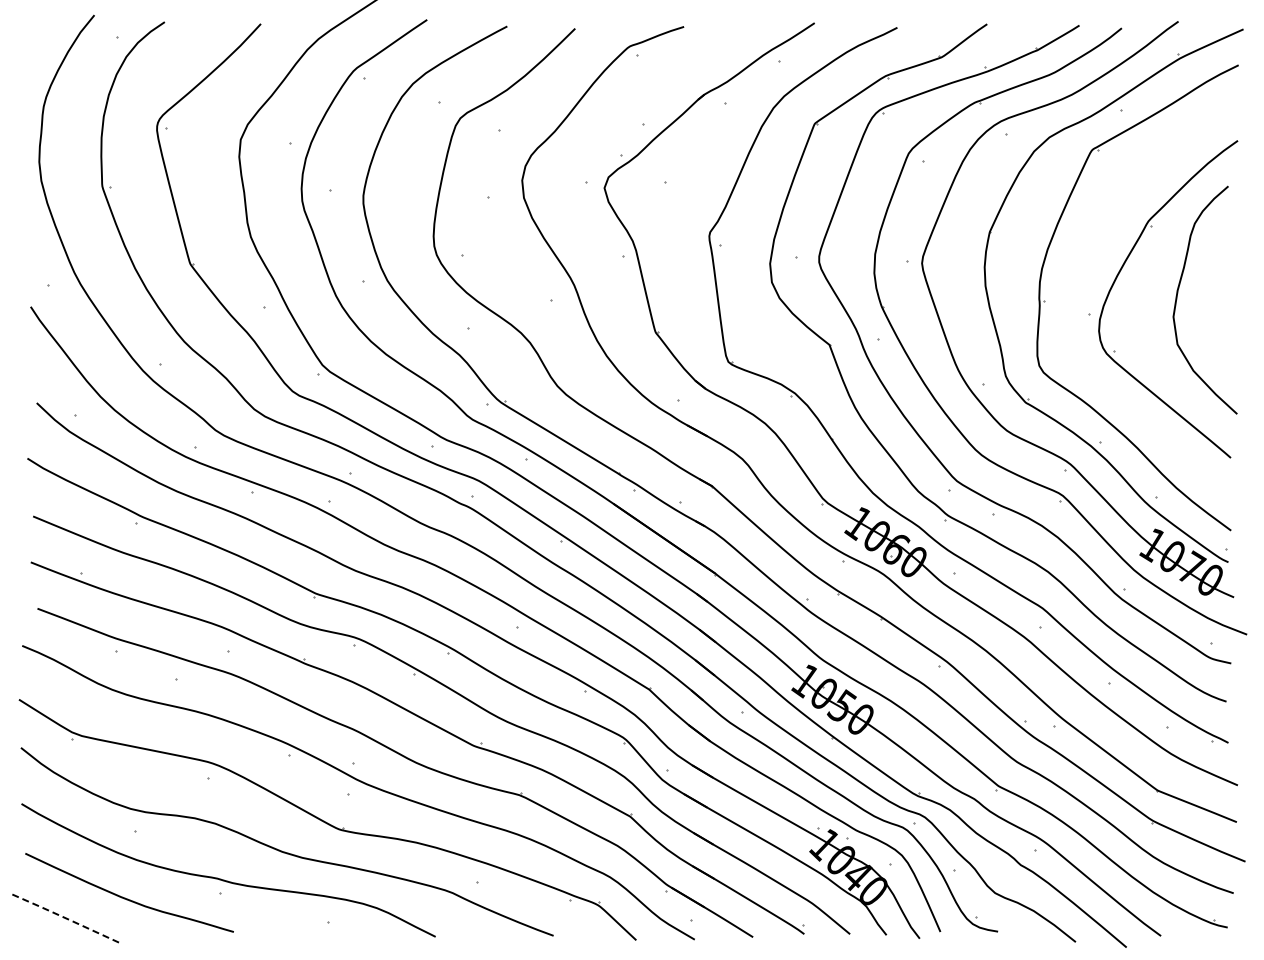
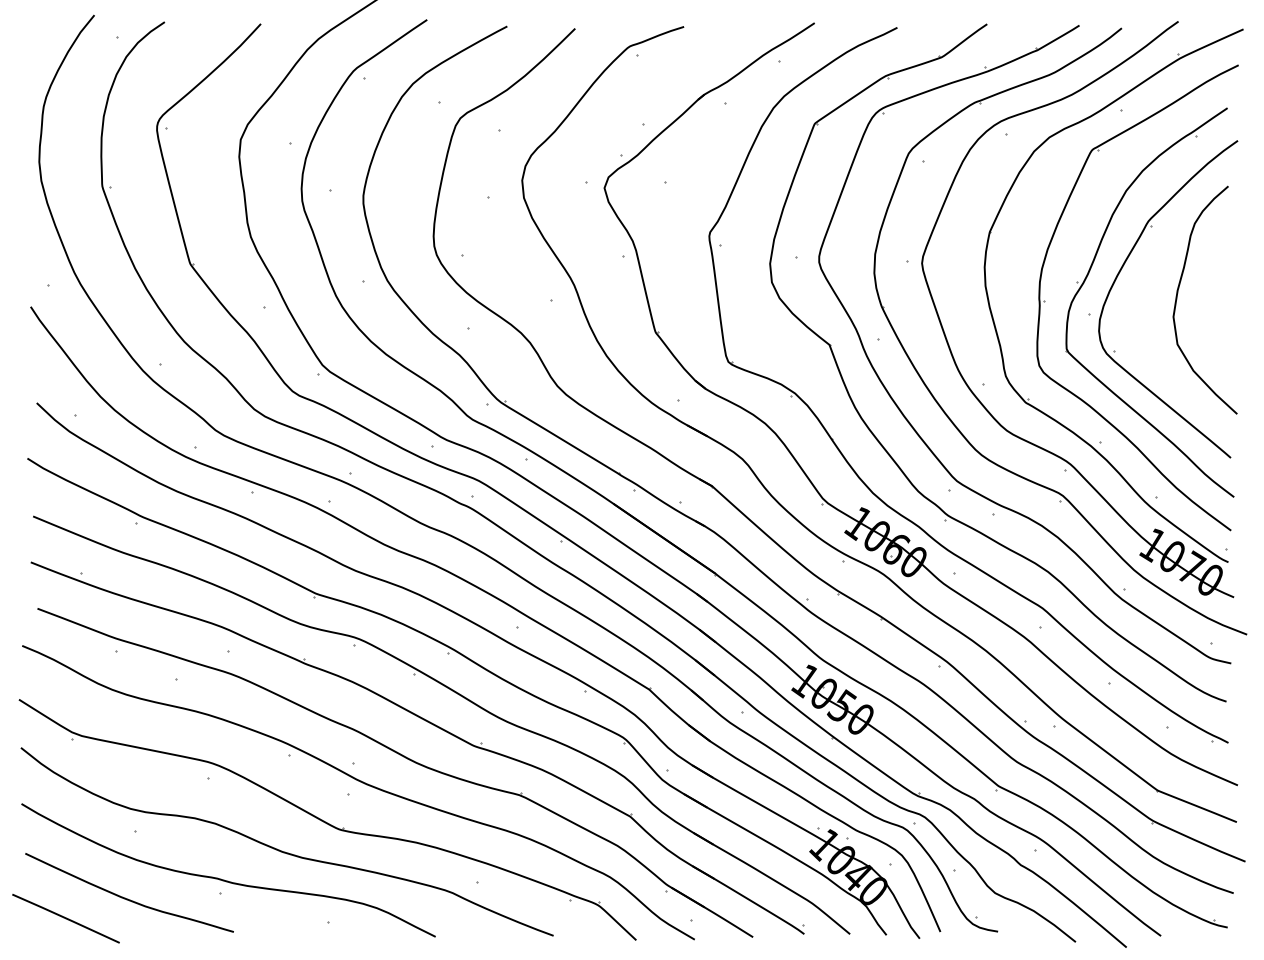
part: none -> present (1089, 273)
line: dashed -> solid (66, 918)
